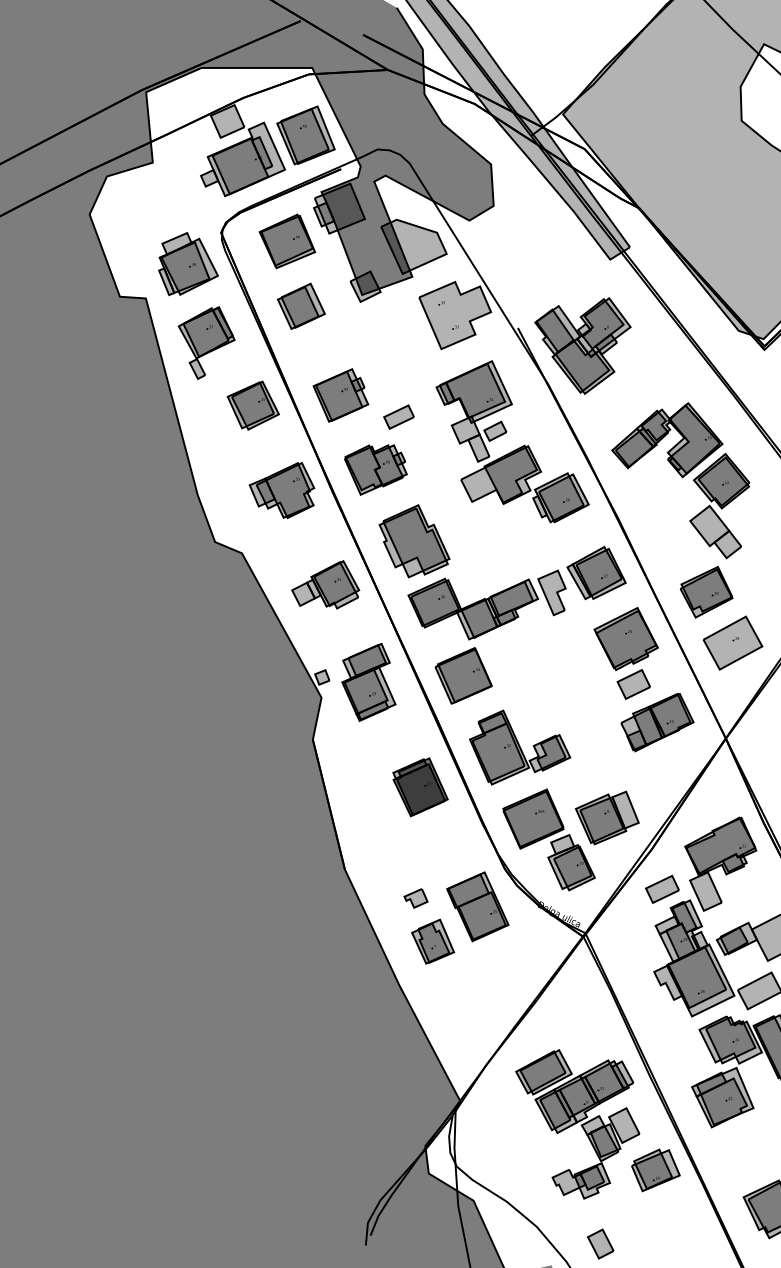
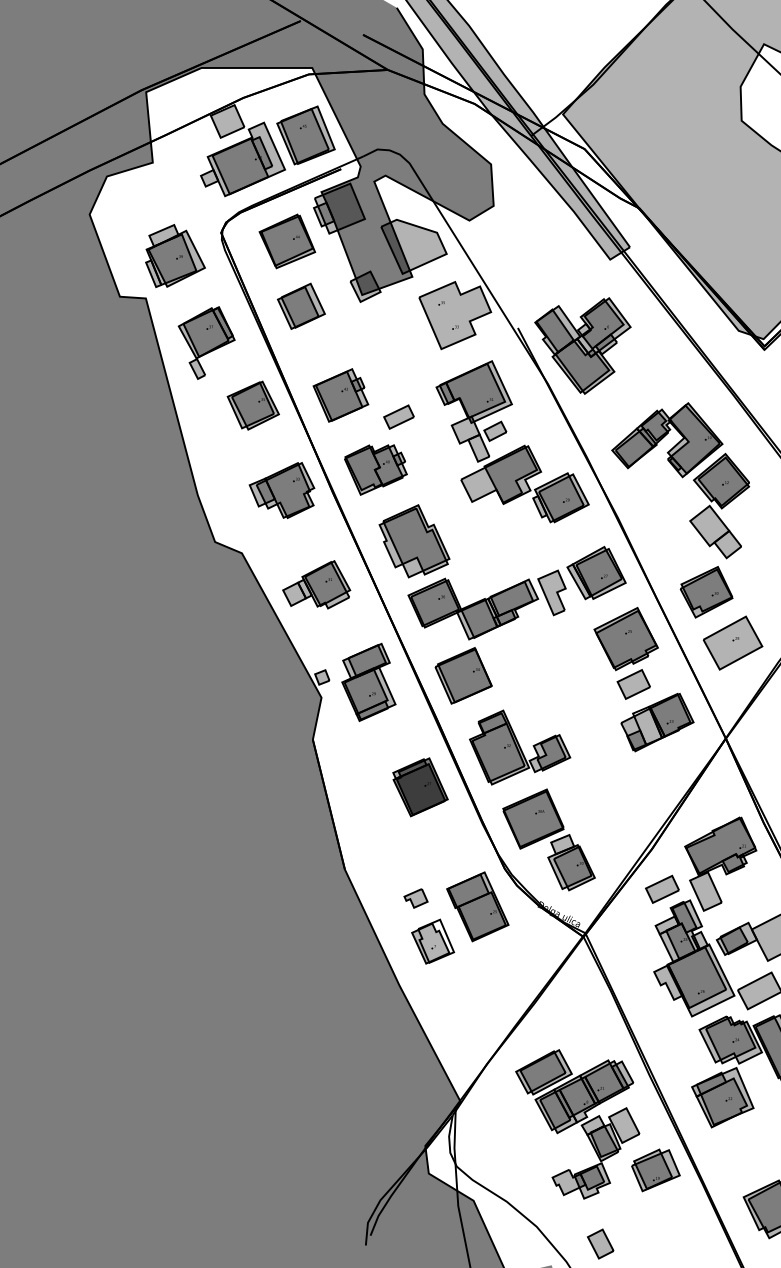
part position: (188, 263) -> (175, 255) (175, 255)
part position: (325, 584) -> (316, 584) (316, 584)
fill: present -> none (647, 725)
part: present -> none (606, 817)
fill: present -> none (436, 940)
